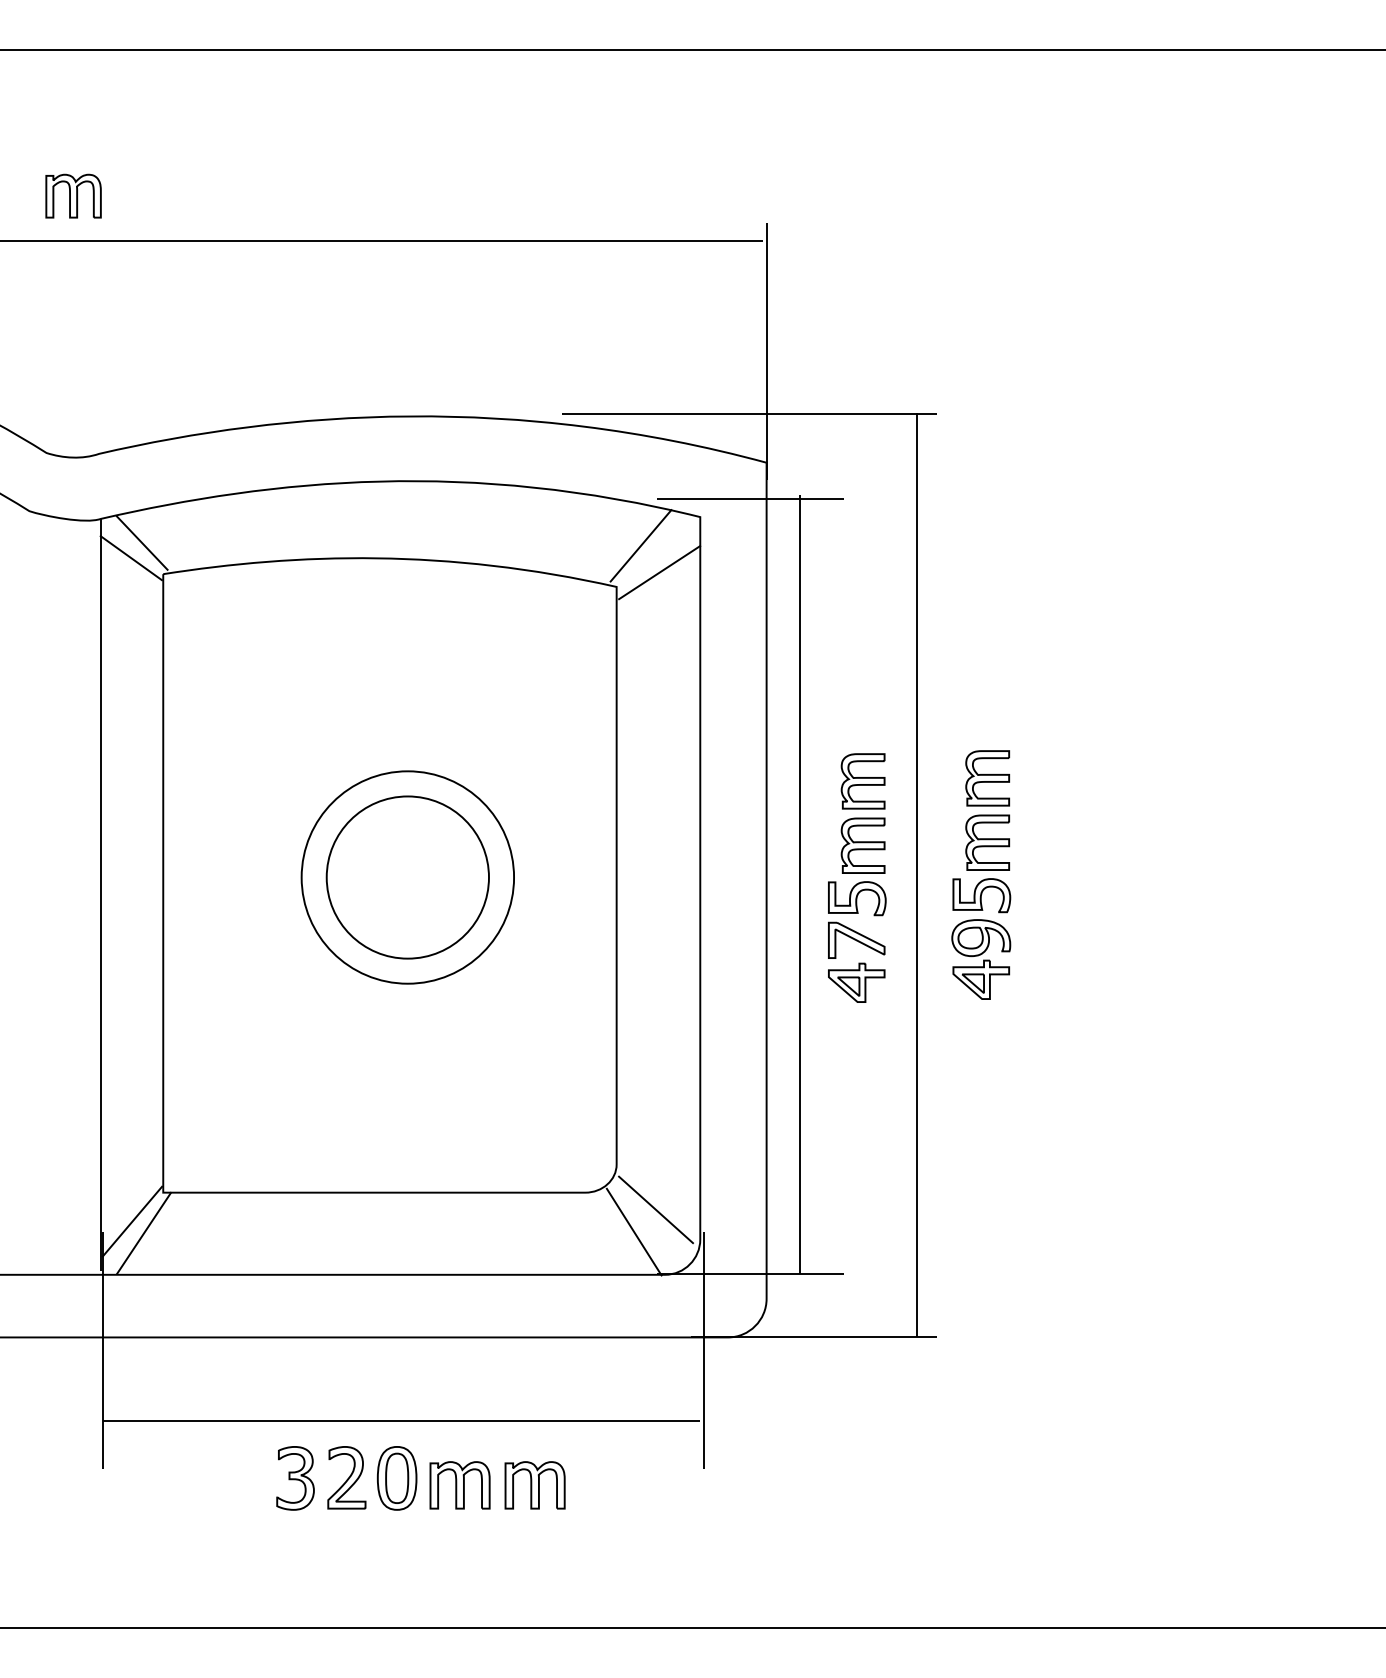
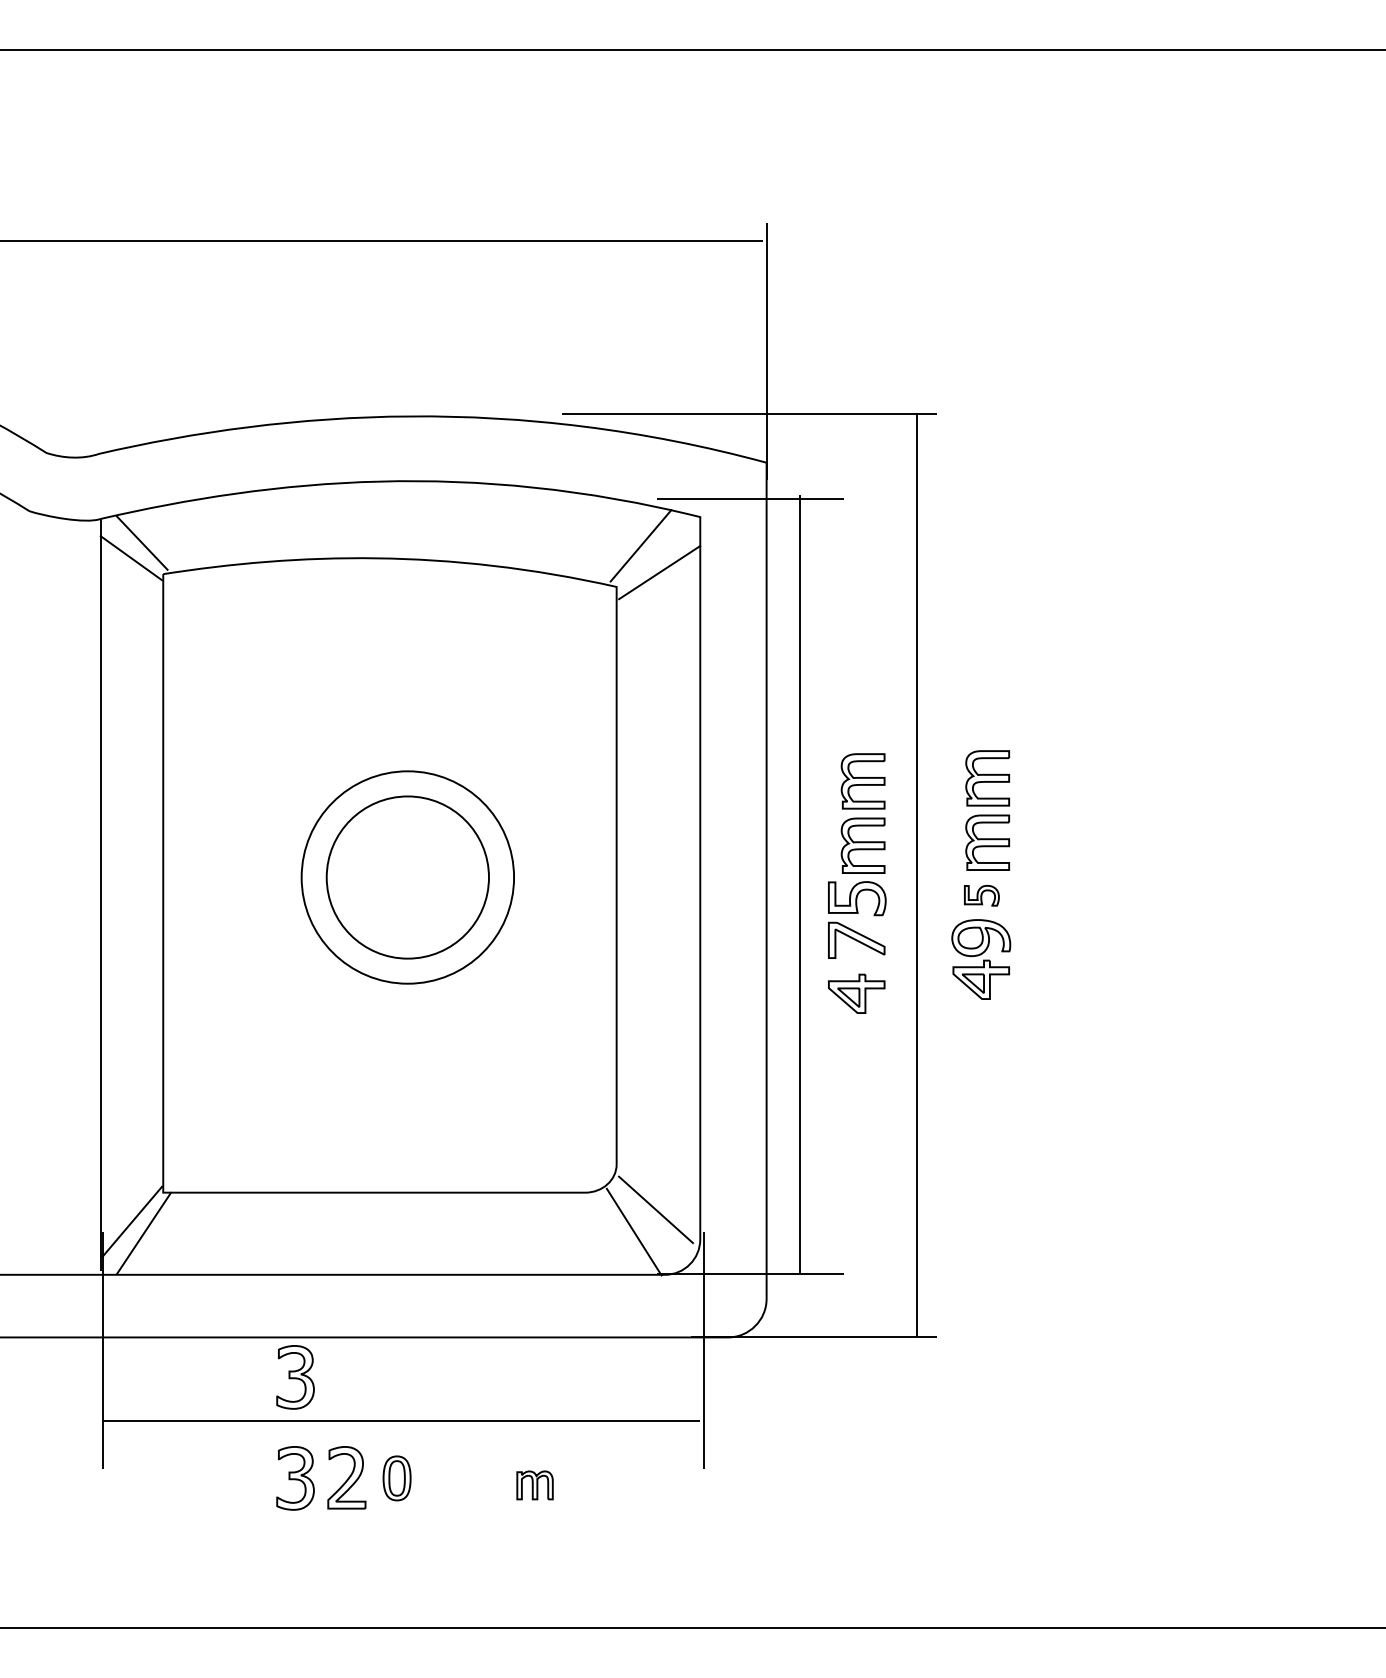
part: present -> none (73, 195)
part size: 60x36 px -> 36x23 px (981, 895)
part position: (856, 982) -> (856, 993) (856, 993)
part: none -> present (295, 1377)
part size: 42x65 px -> 30x47 px (396, 1478)
part: present -> none (459, 1485)
part size: 62x49 px -> 38x31 px (534, 1485)
